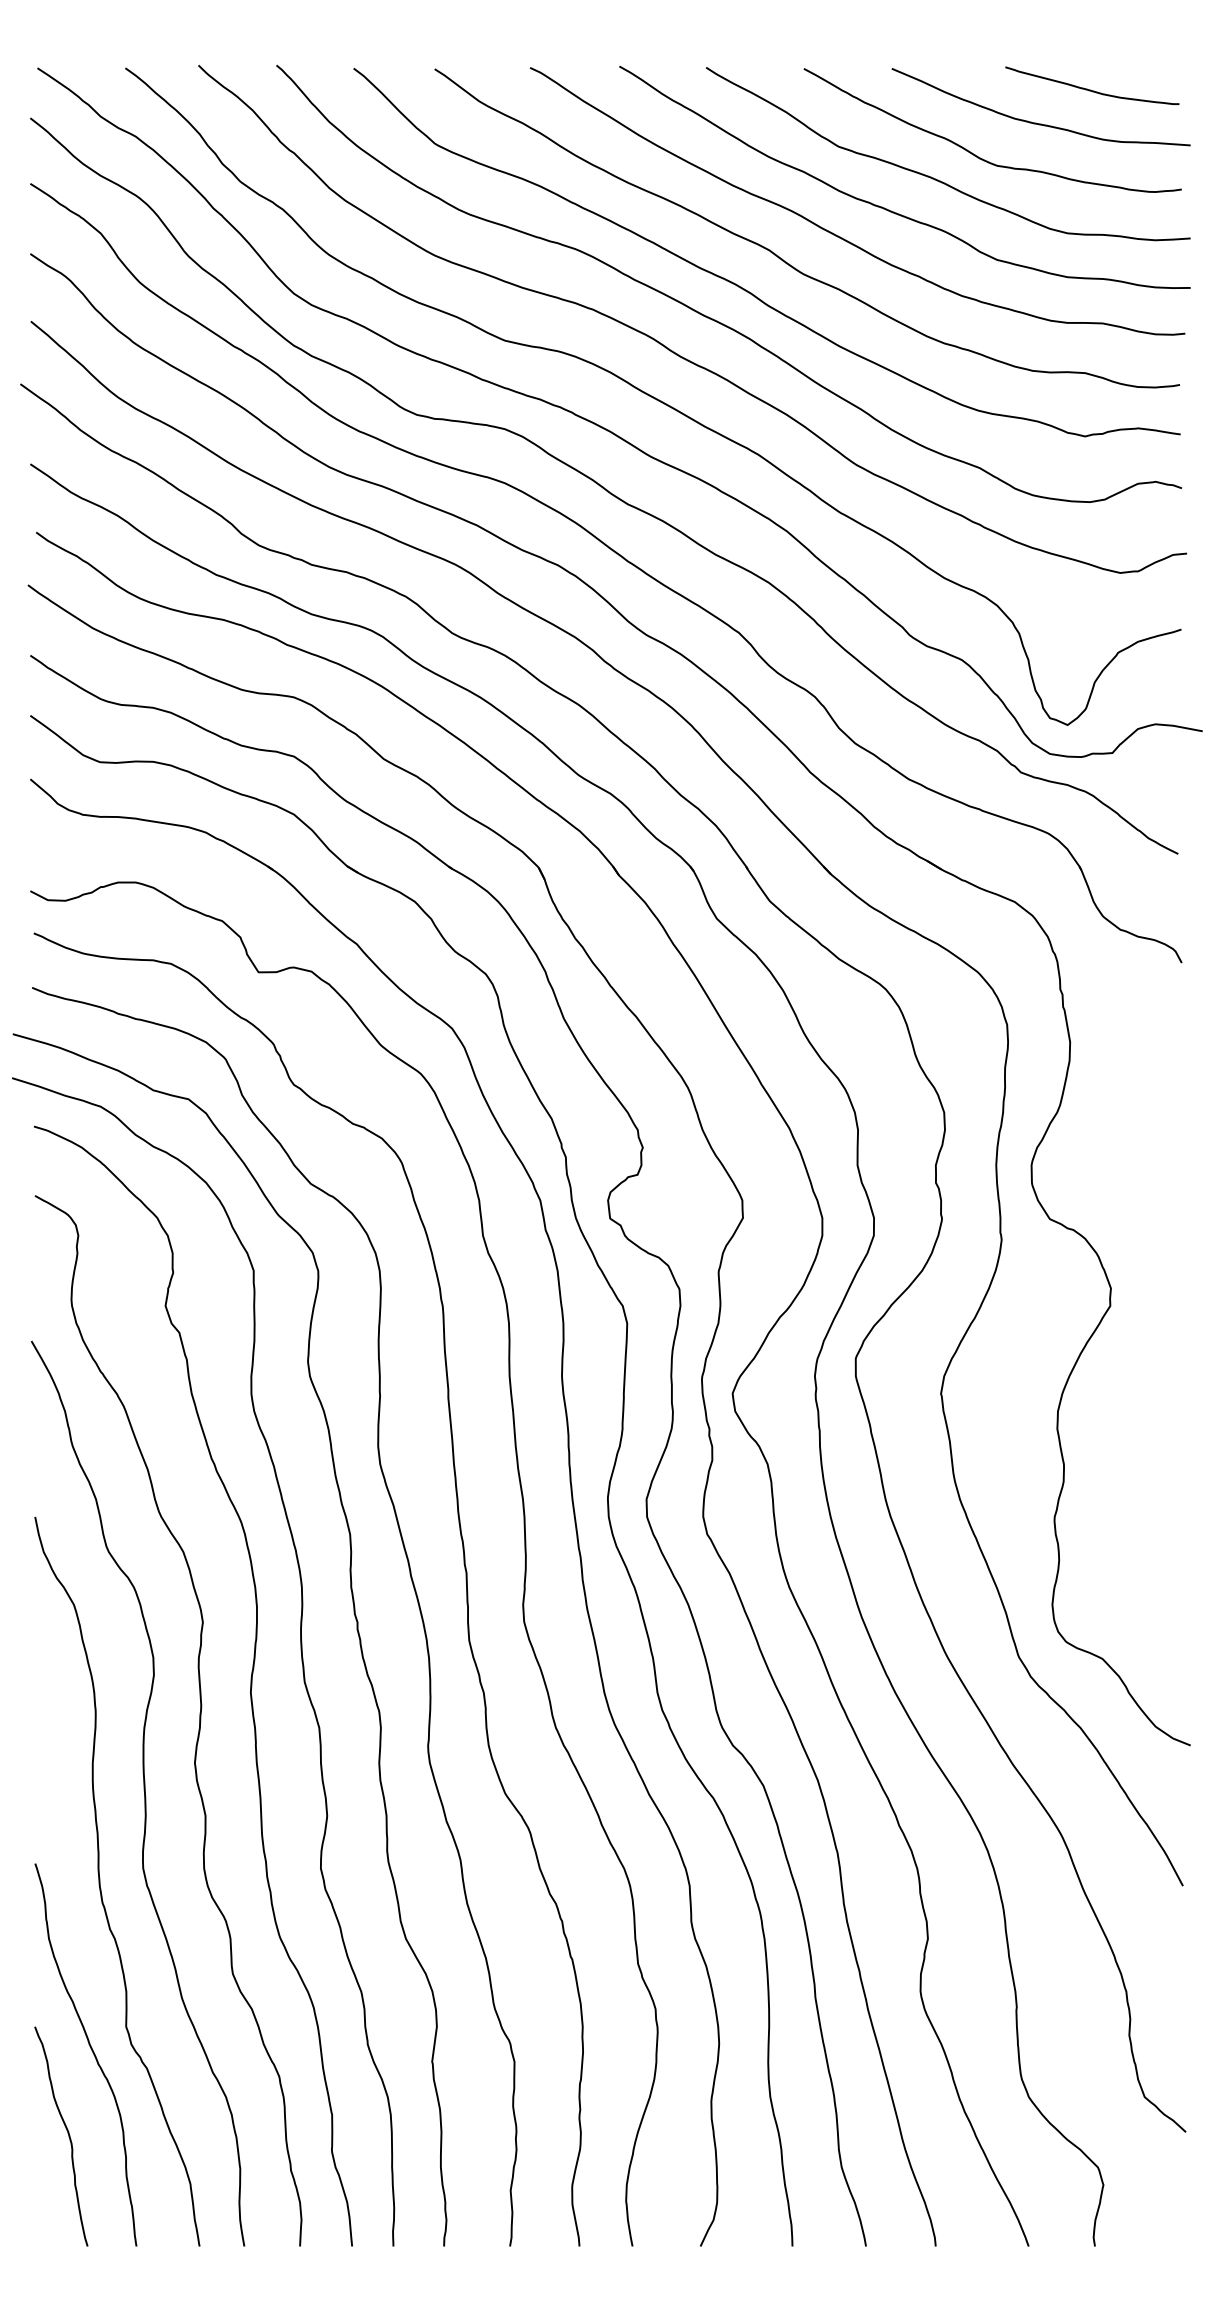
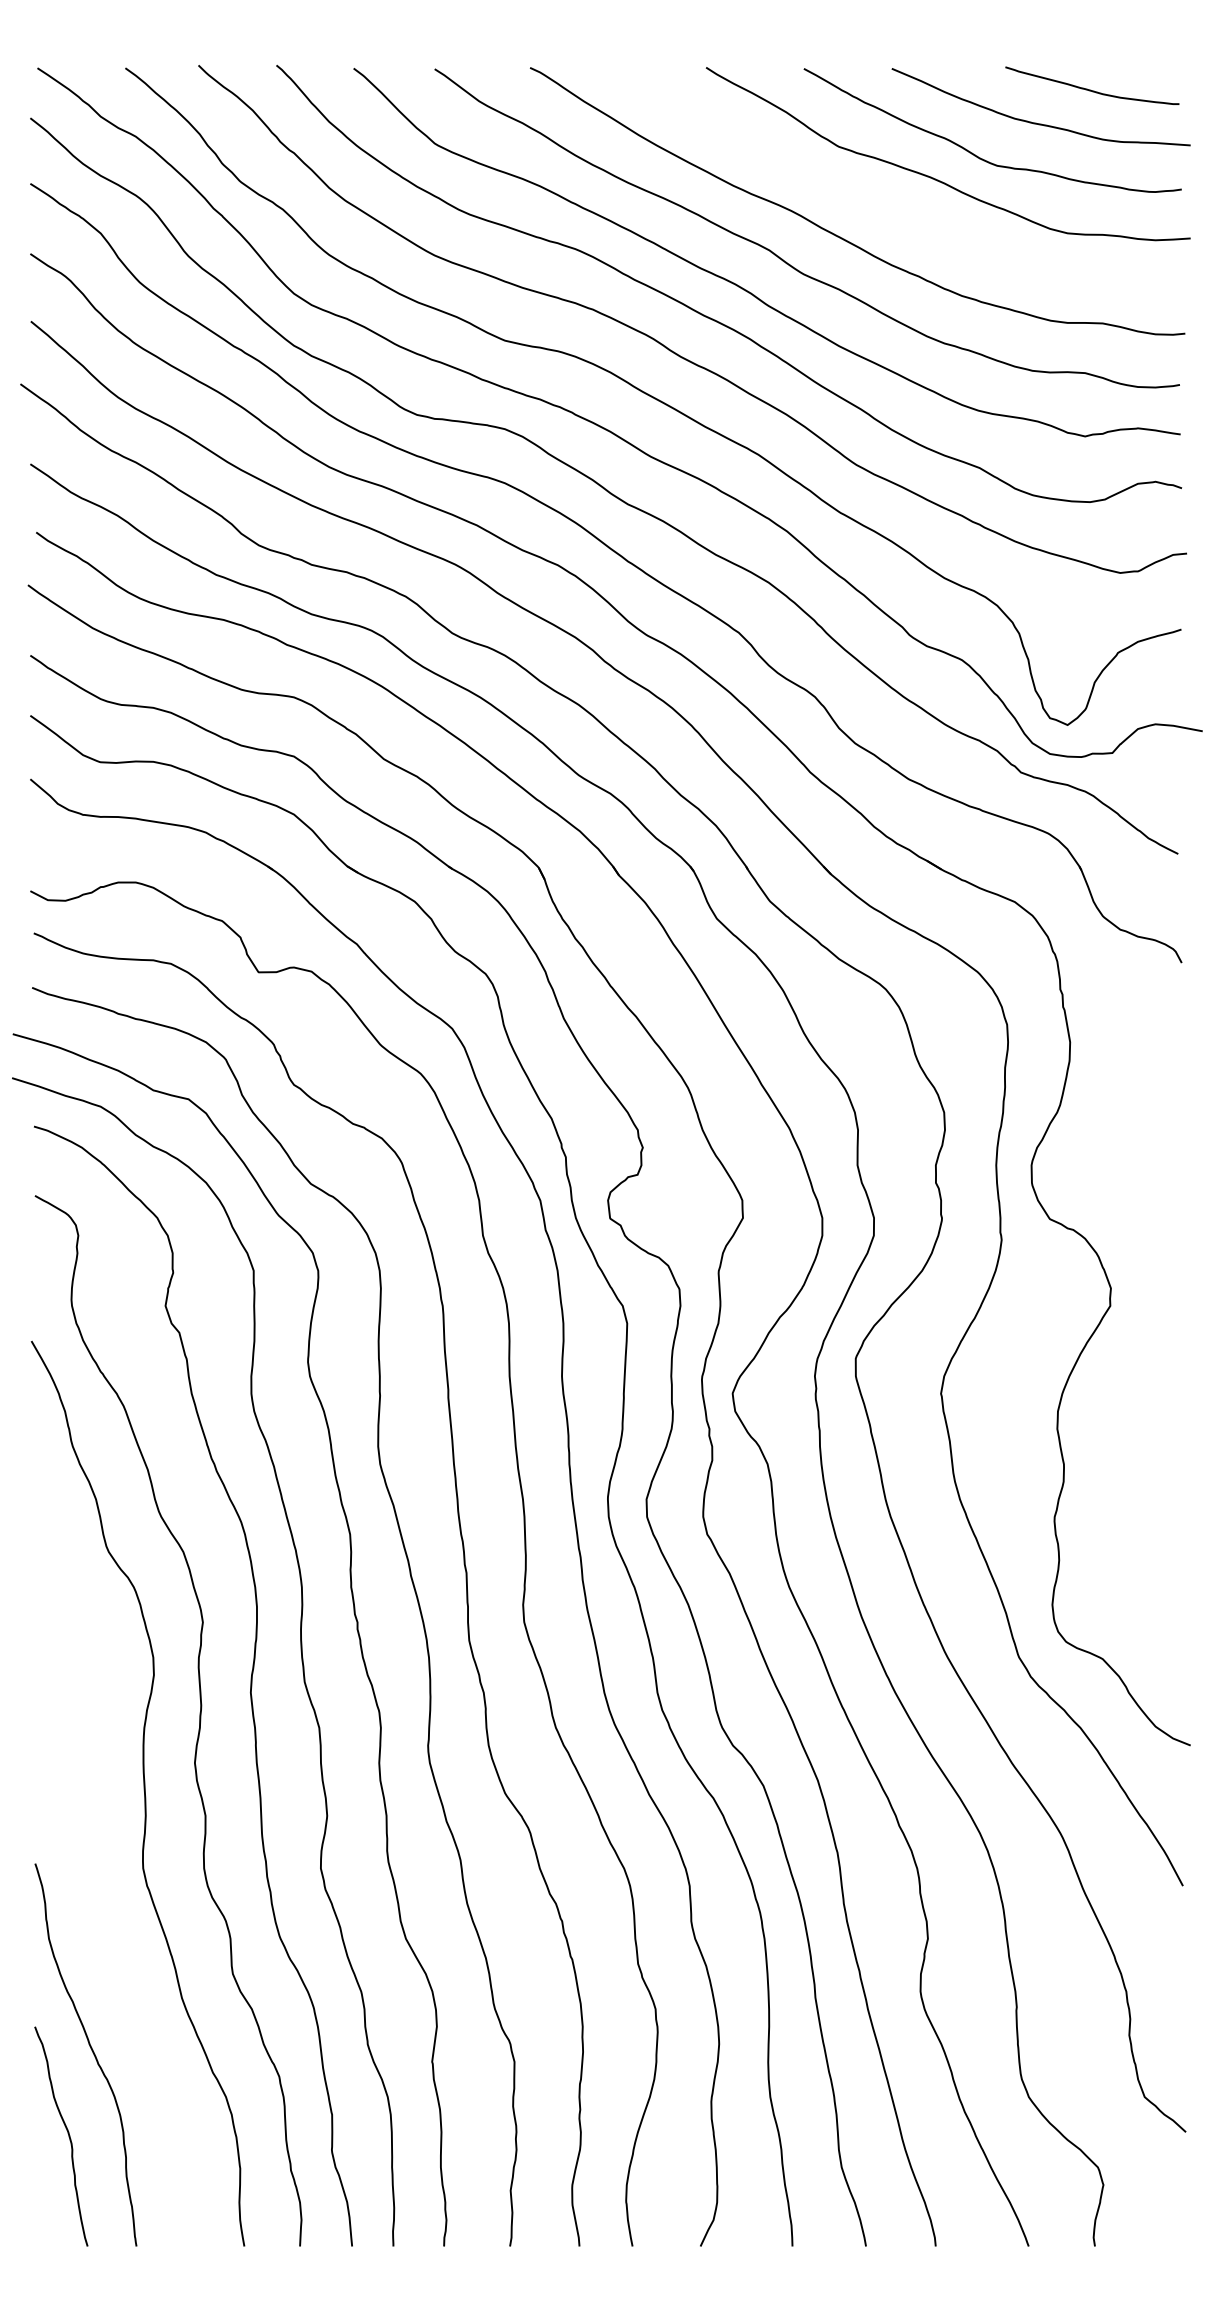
curve: present -> none (889, 209)
curve: present -> none (100, 1881)
